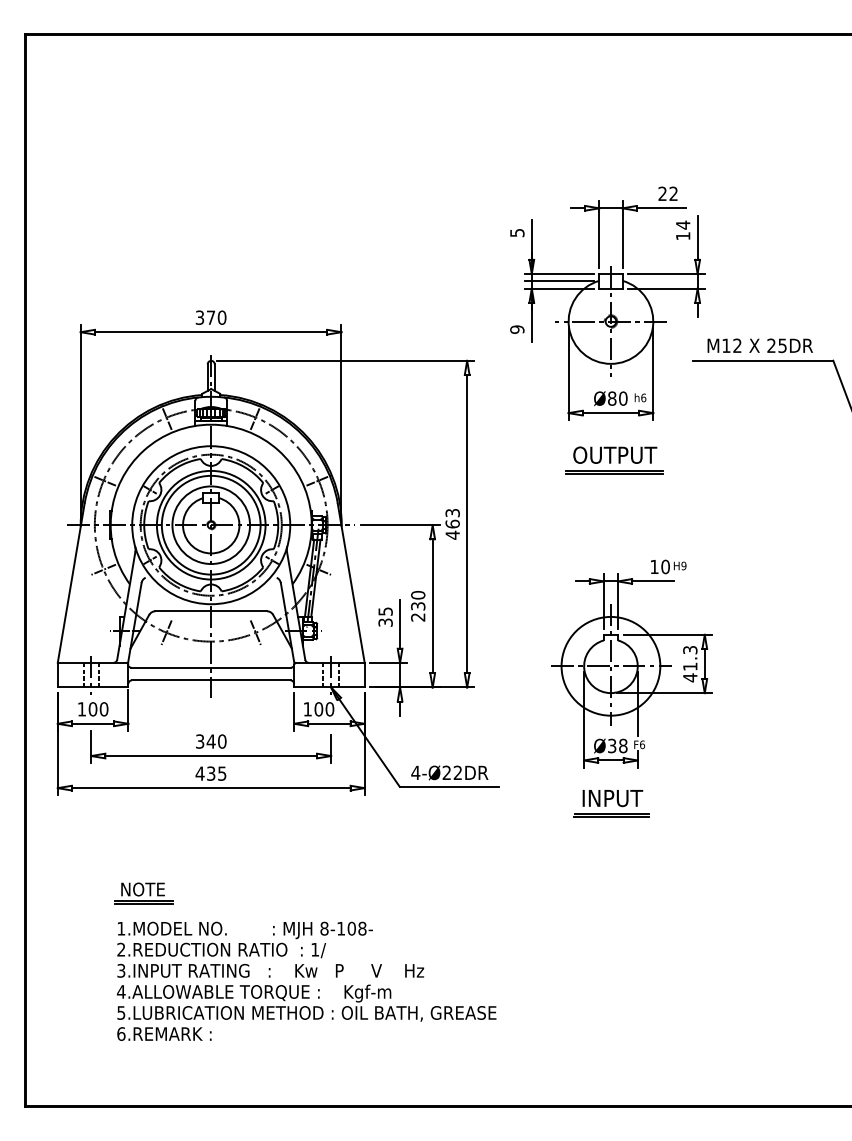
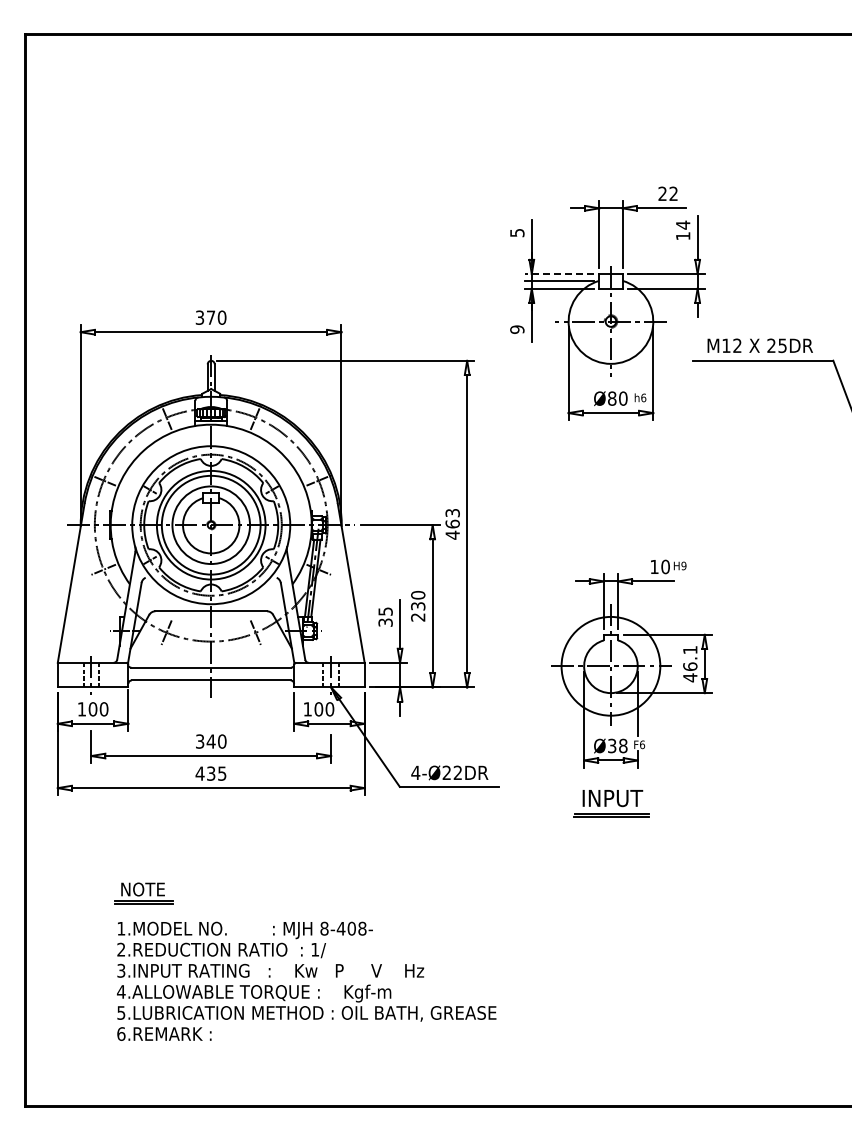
line: solid -> dashed (558, 273)
part: present -> none (614, 460)
text: 41.3 -> 46.1 (690, 658)
text: 8-108- -> 8-408- (340, 928)
